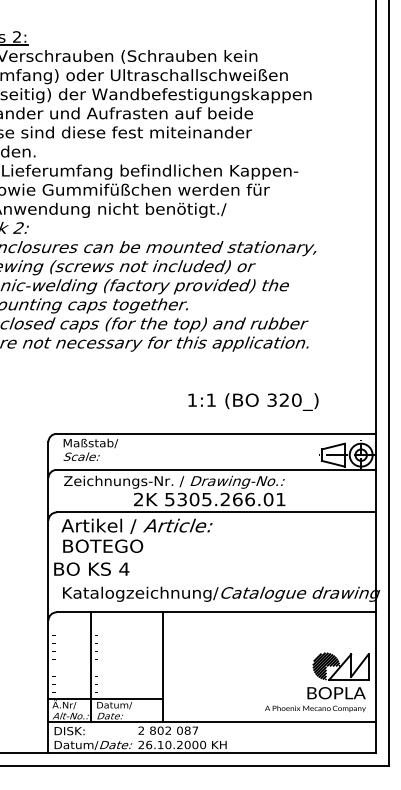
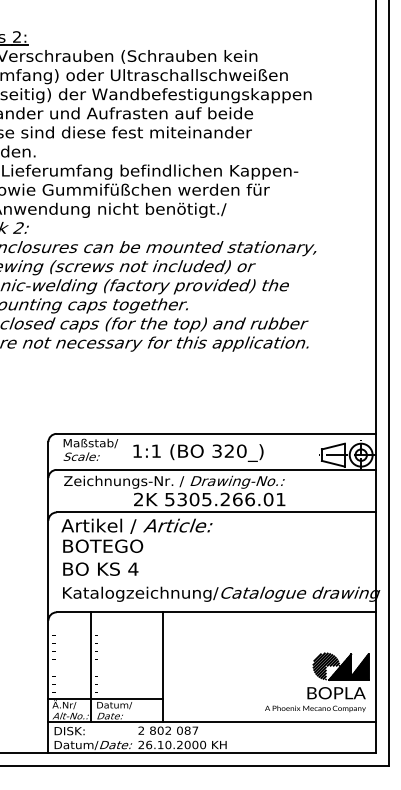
text position: (253, 401) -> (198, 452) (198, 452)
text position: (91, 568) -> (100, 568) (100, 568)
hatch: none -> present (348, 666)
